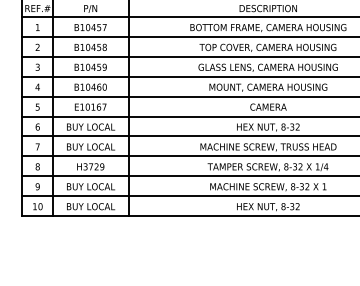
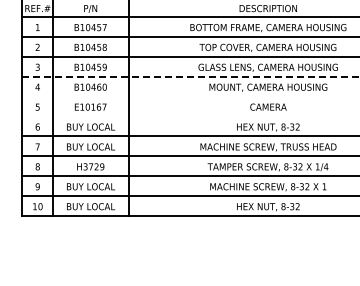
line: solid -> dashed (190, 76)
line: present -> none (189, 96)
line: present -> none (189, 116)
